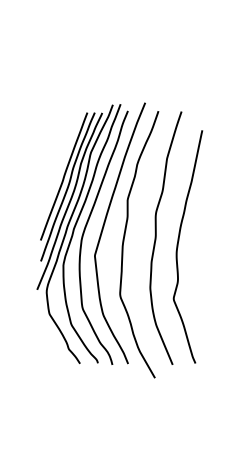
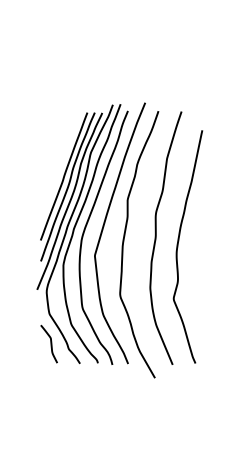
curve: none -> present (50, 343)
